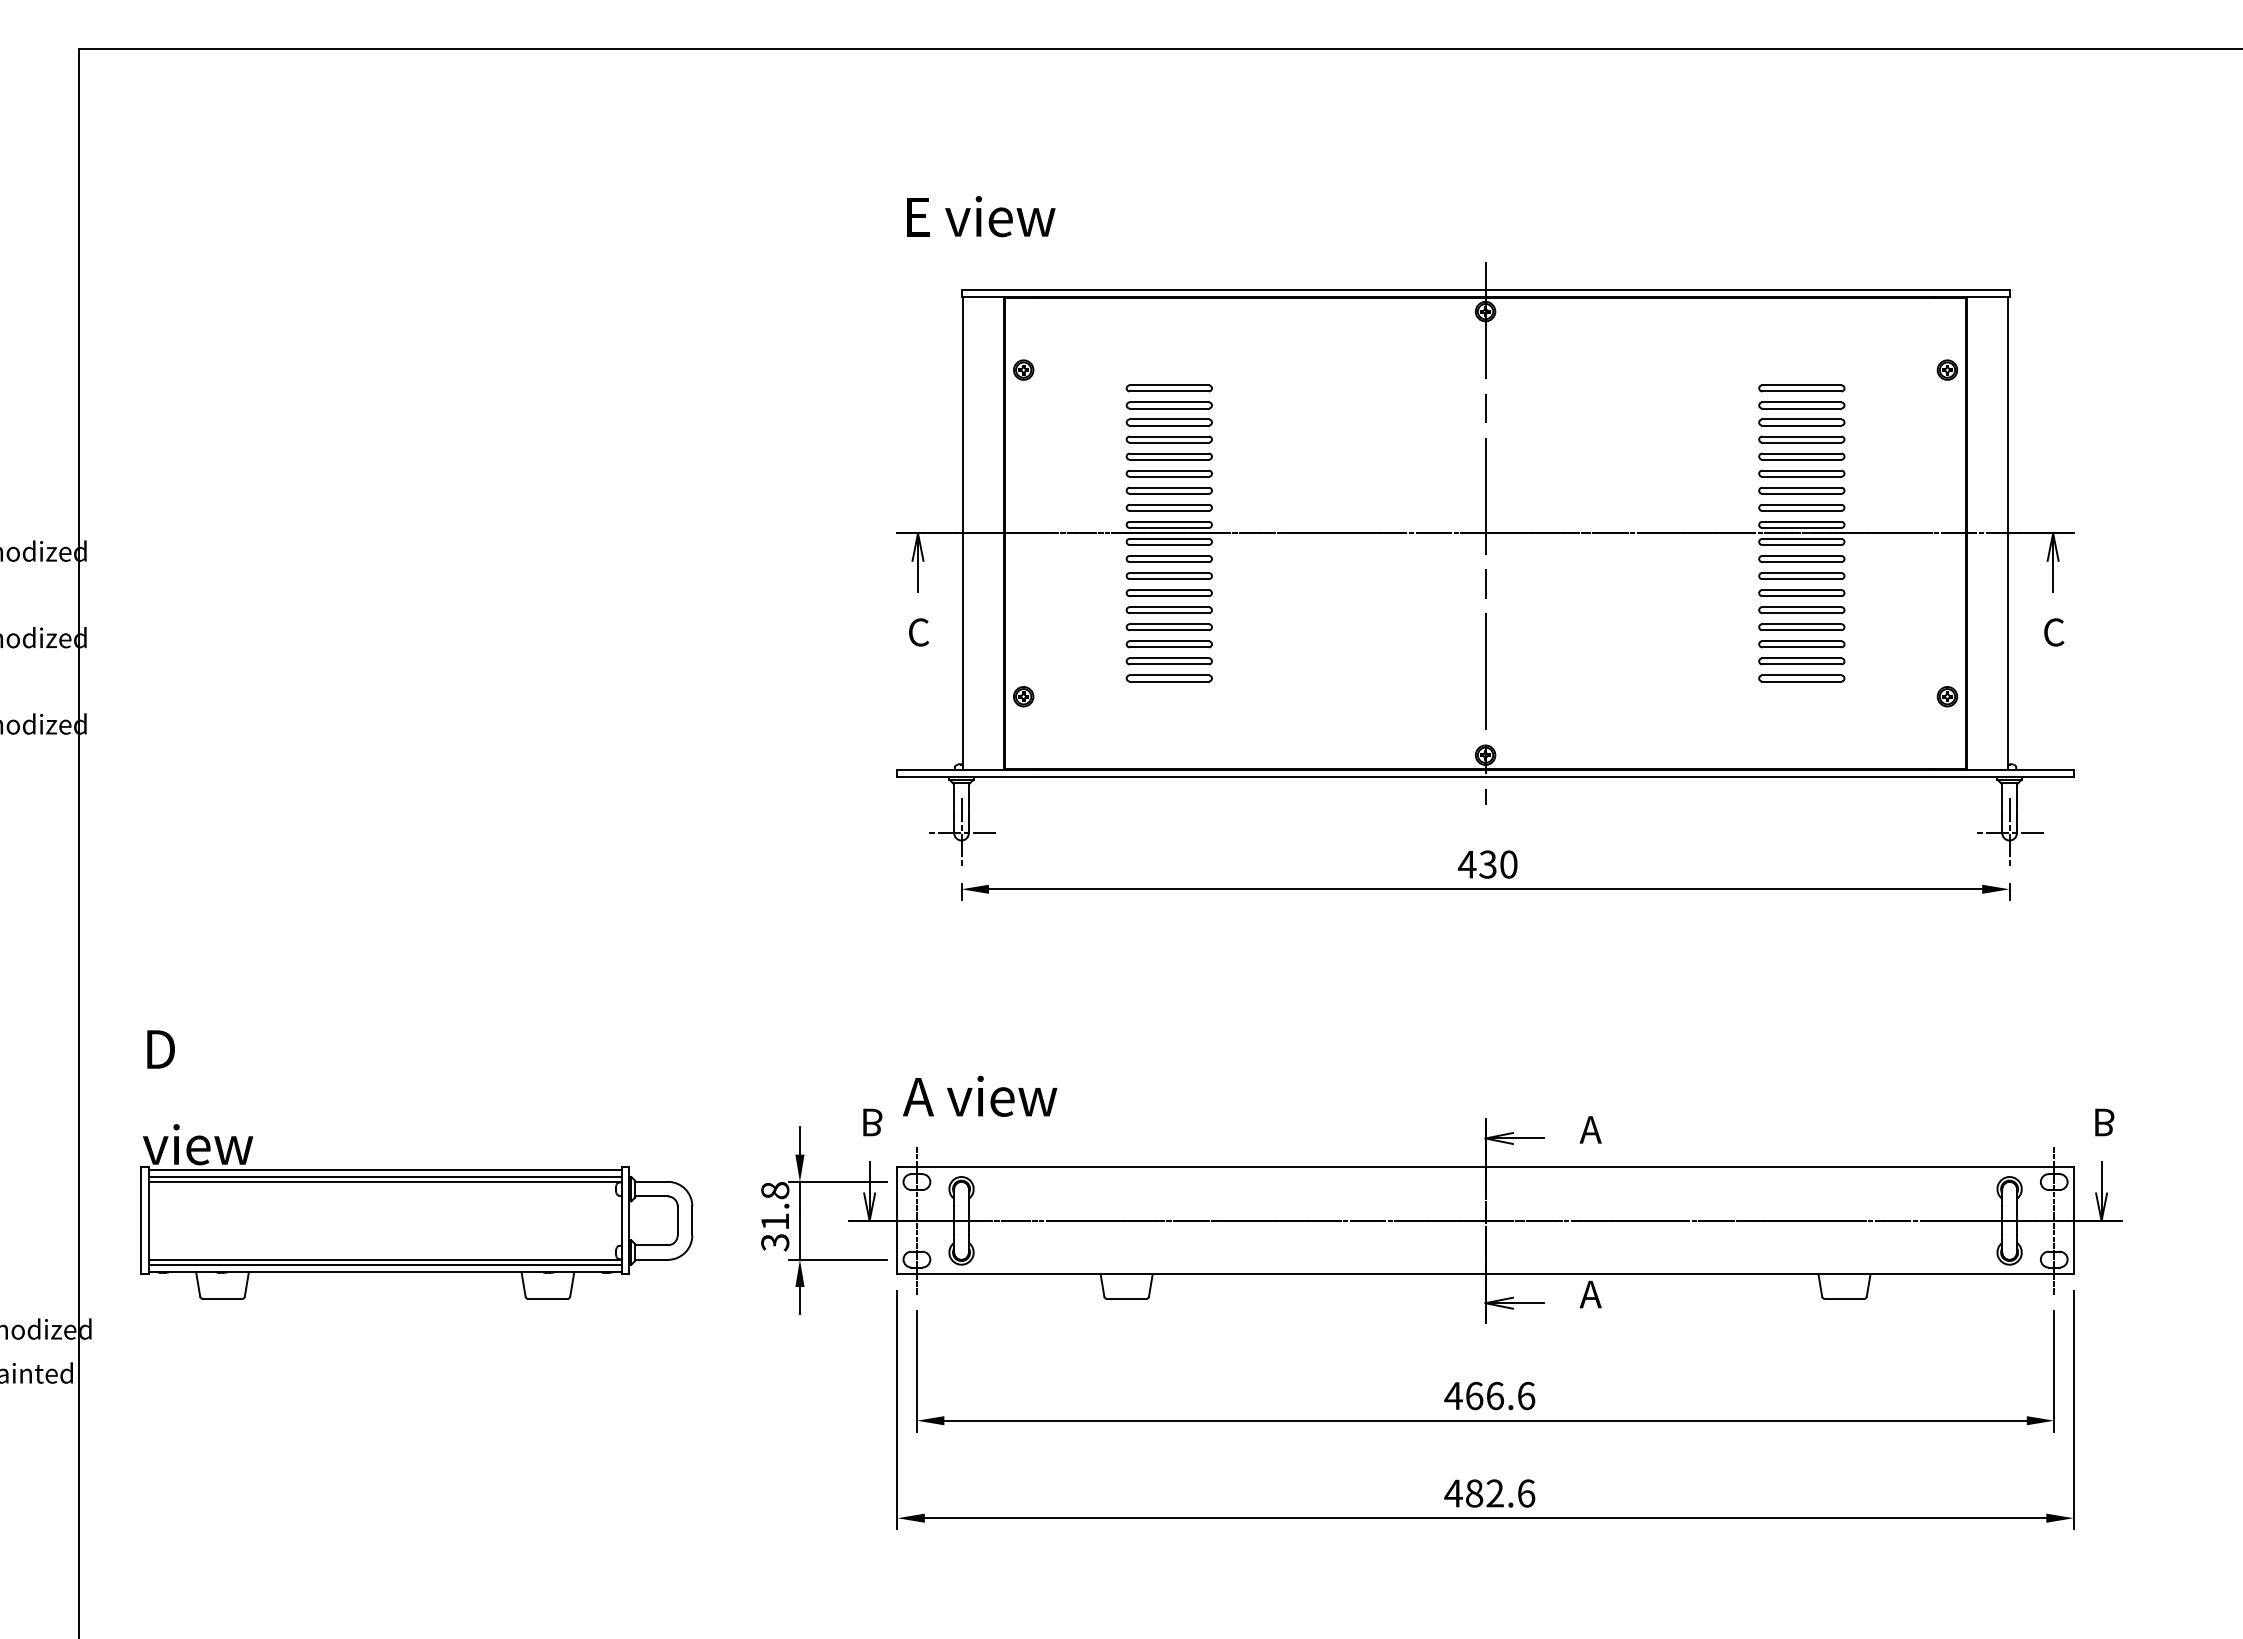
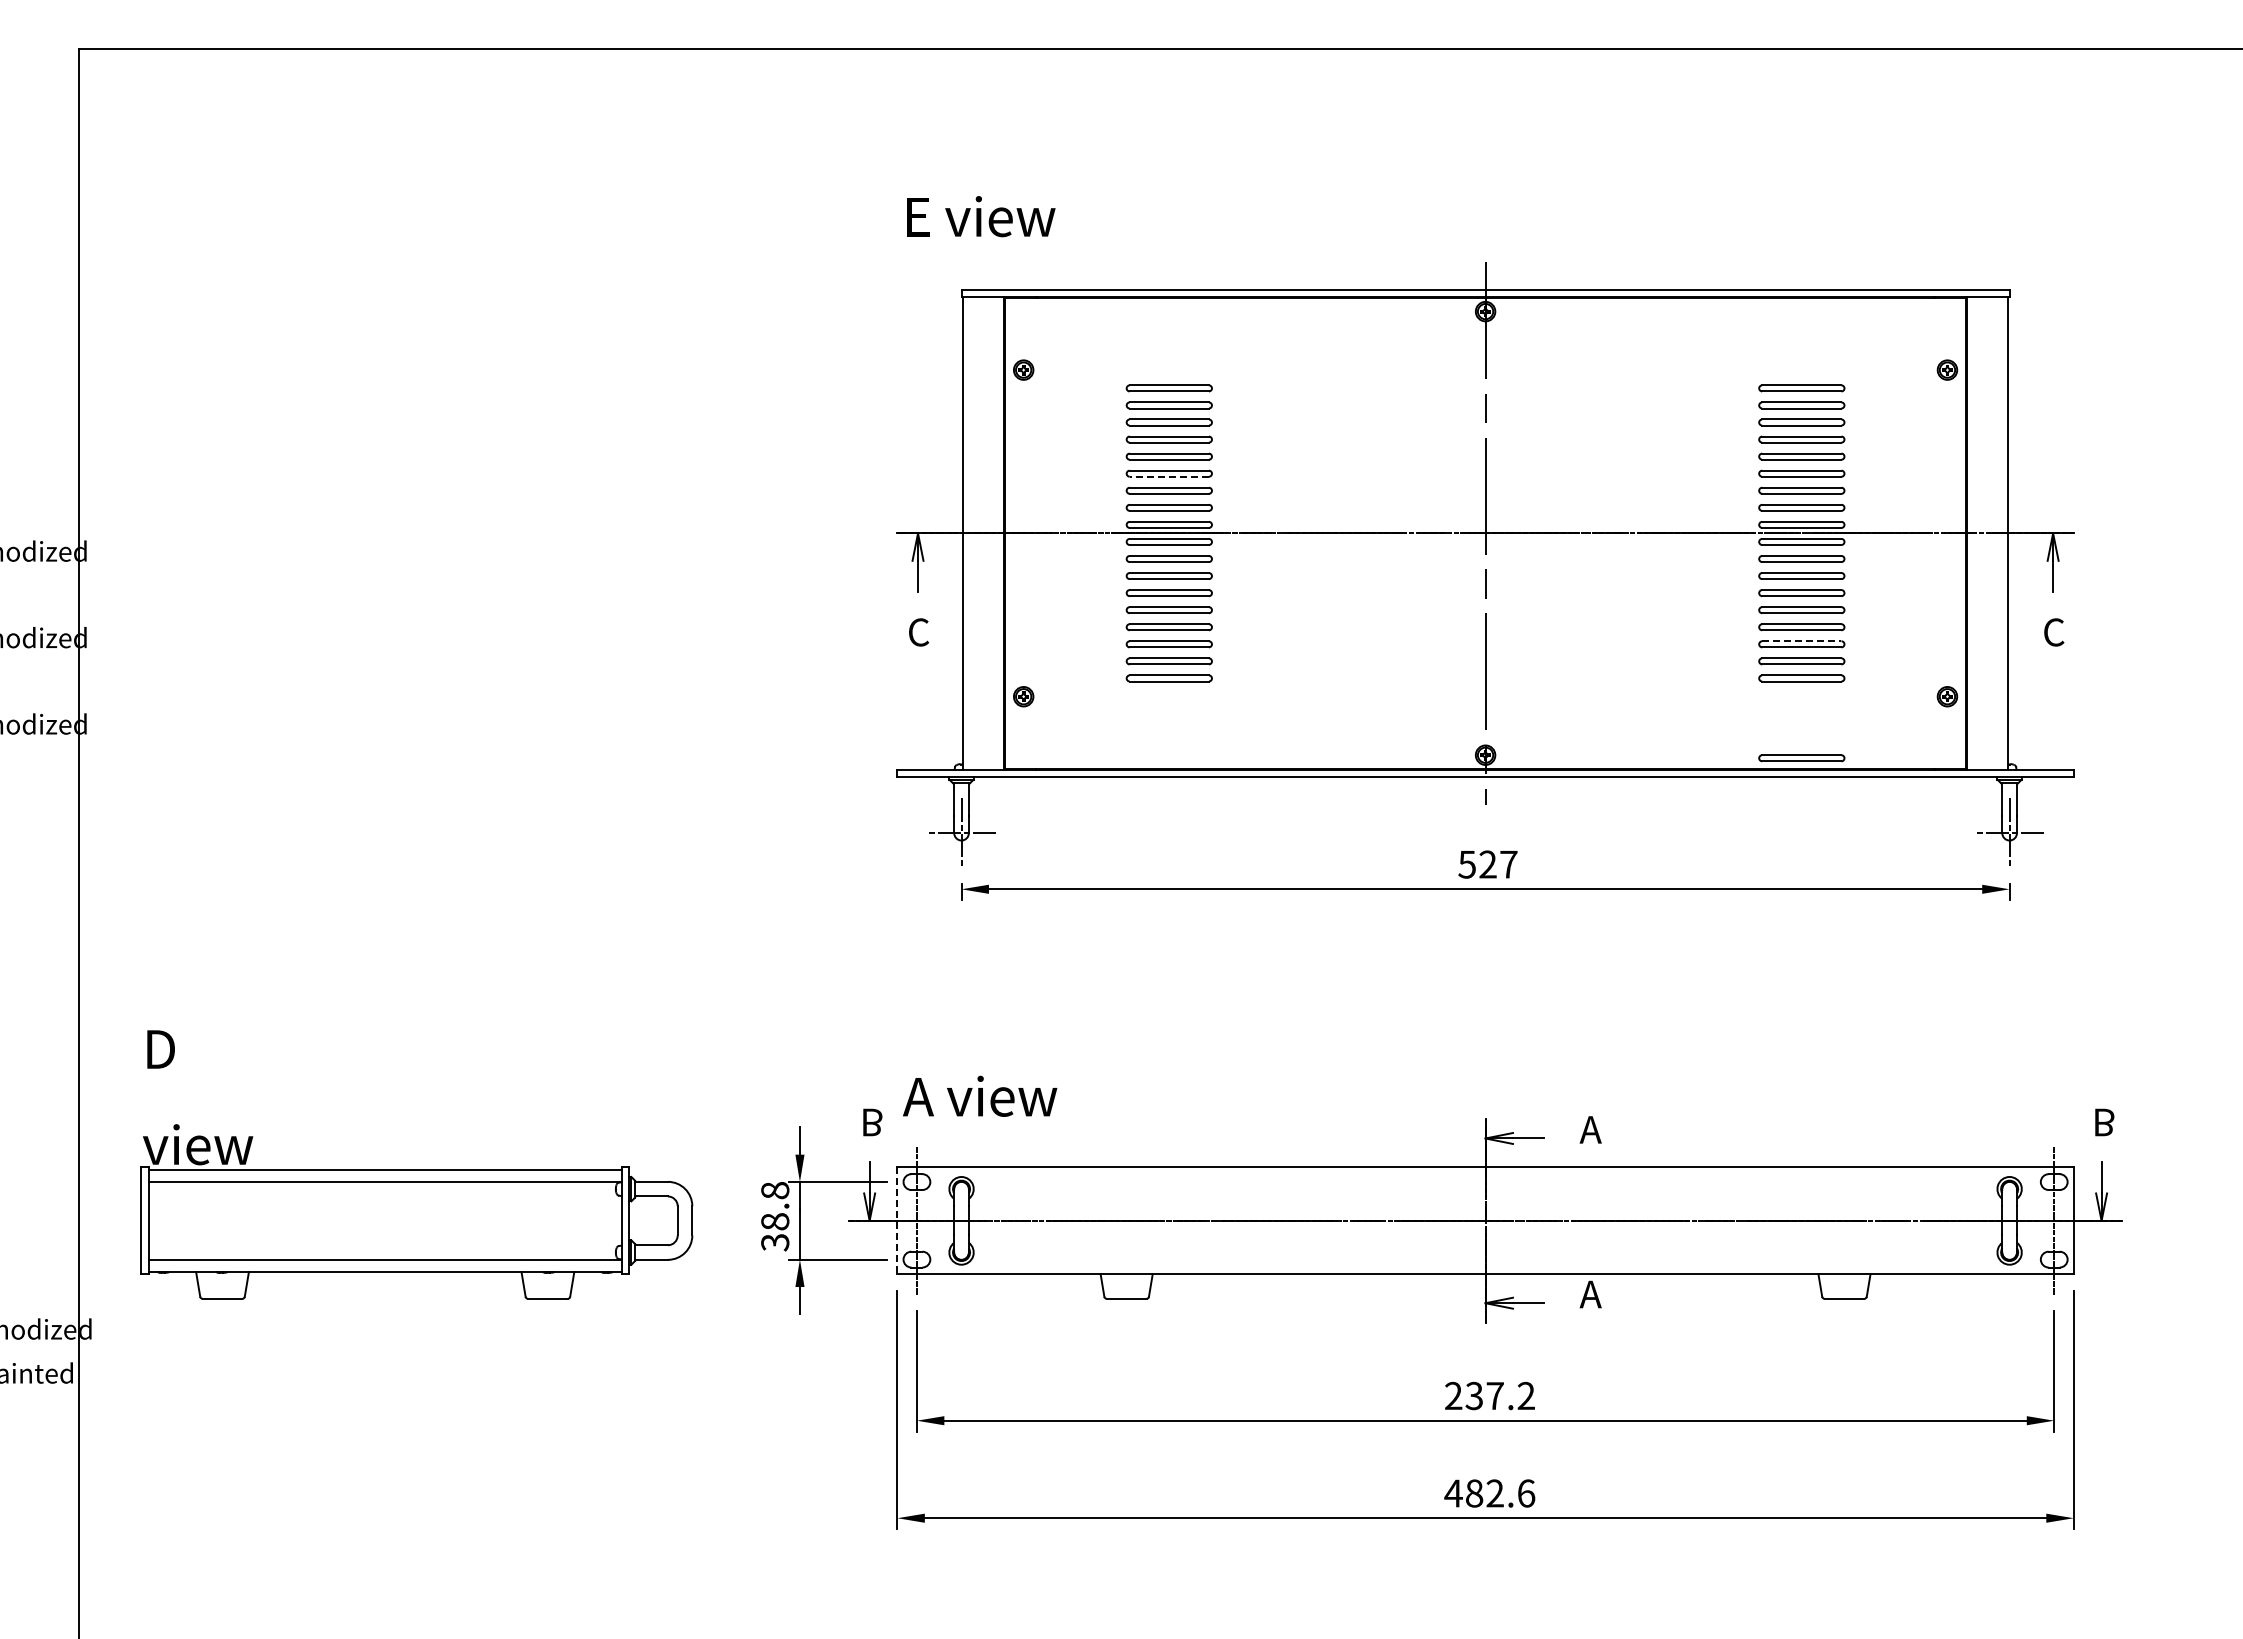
line: solid -> dashed (1169, 476)
line: solid -> dashed (1801, 641)
part: none -> present (1801, 758)
text: 430 -> 527 (1487, 864)
line: present -> none (384, 1176)
line: solid -> dashed (897, 1220)
text: 31.8 -> 38.8 (775, 1221)
line: present -> none (384, 1264)
text: 466.6 -> 237.2 (1489, 1395)
